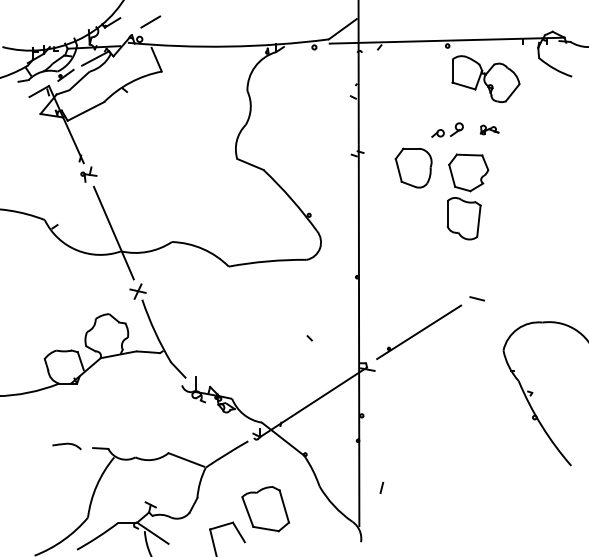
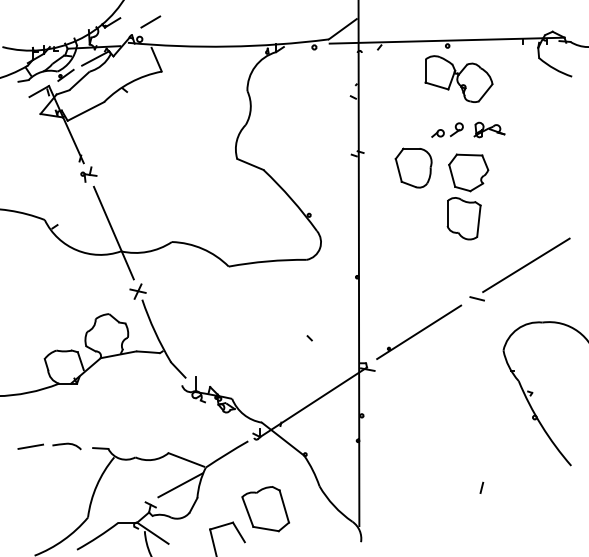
part position: (485, 78) -> (458, 78) (458, 78)
part size: 21x12 px -> 33x18 px (489, 129)
line: none -> present (526, 265)
line: none -> present (30, 446)
line: none -> present (180, 485)
line position: (381, 487) -> (481, 487) (481, 487)
